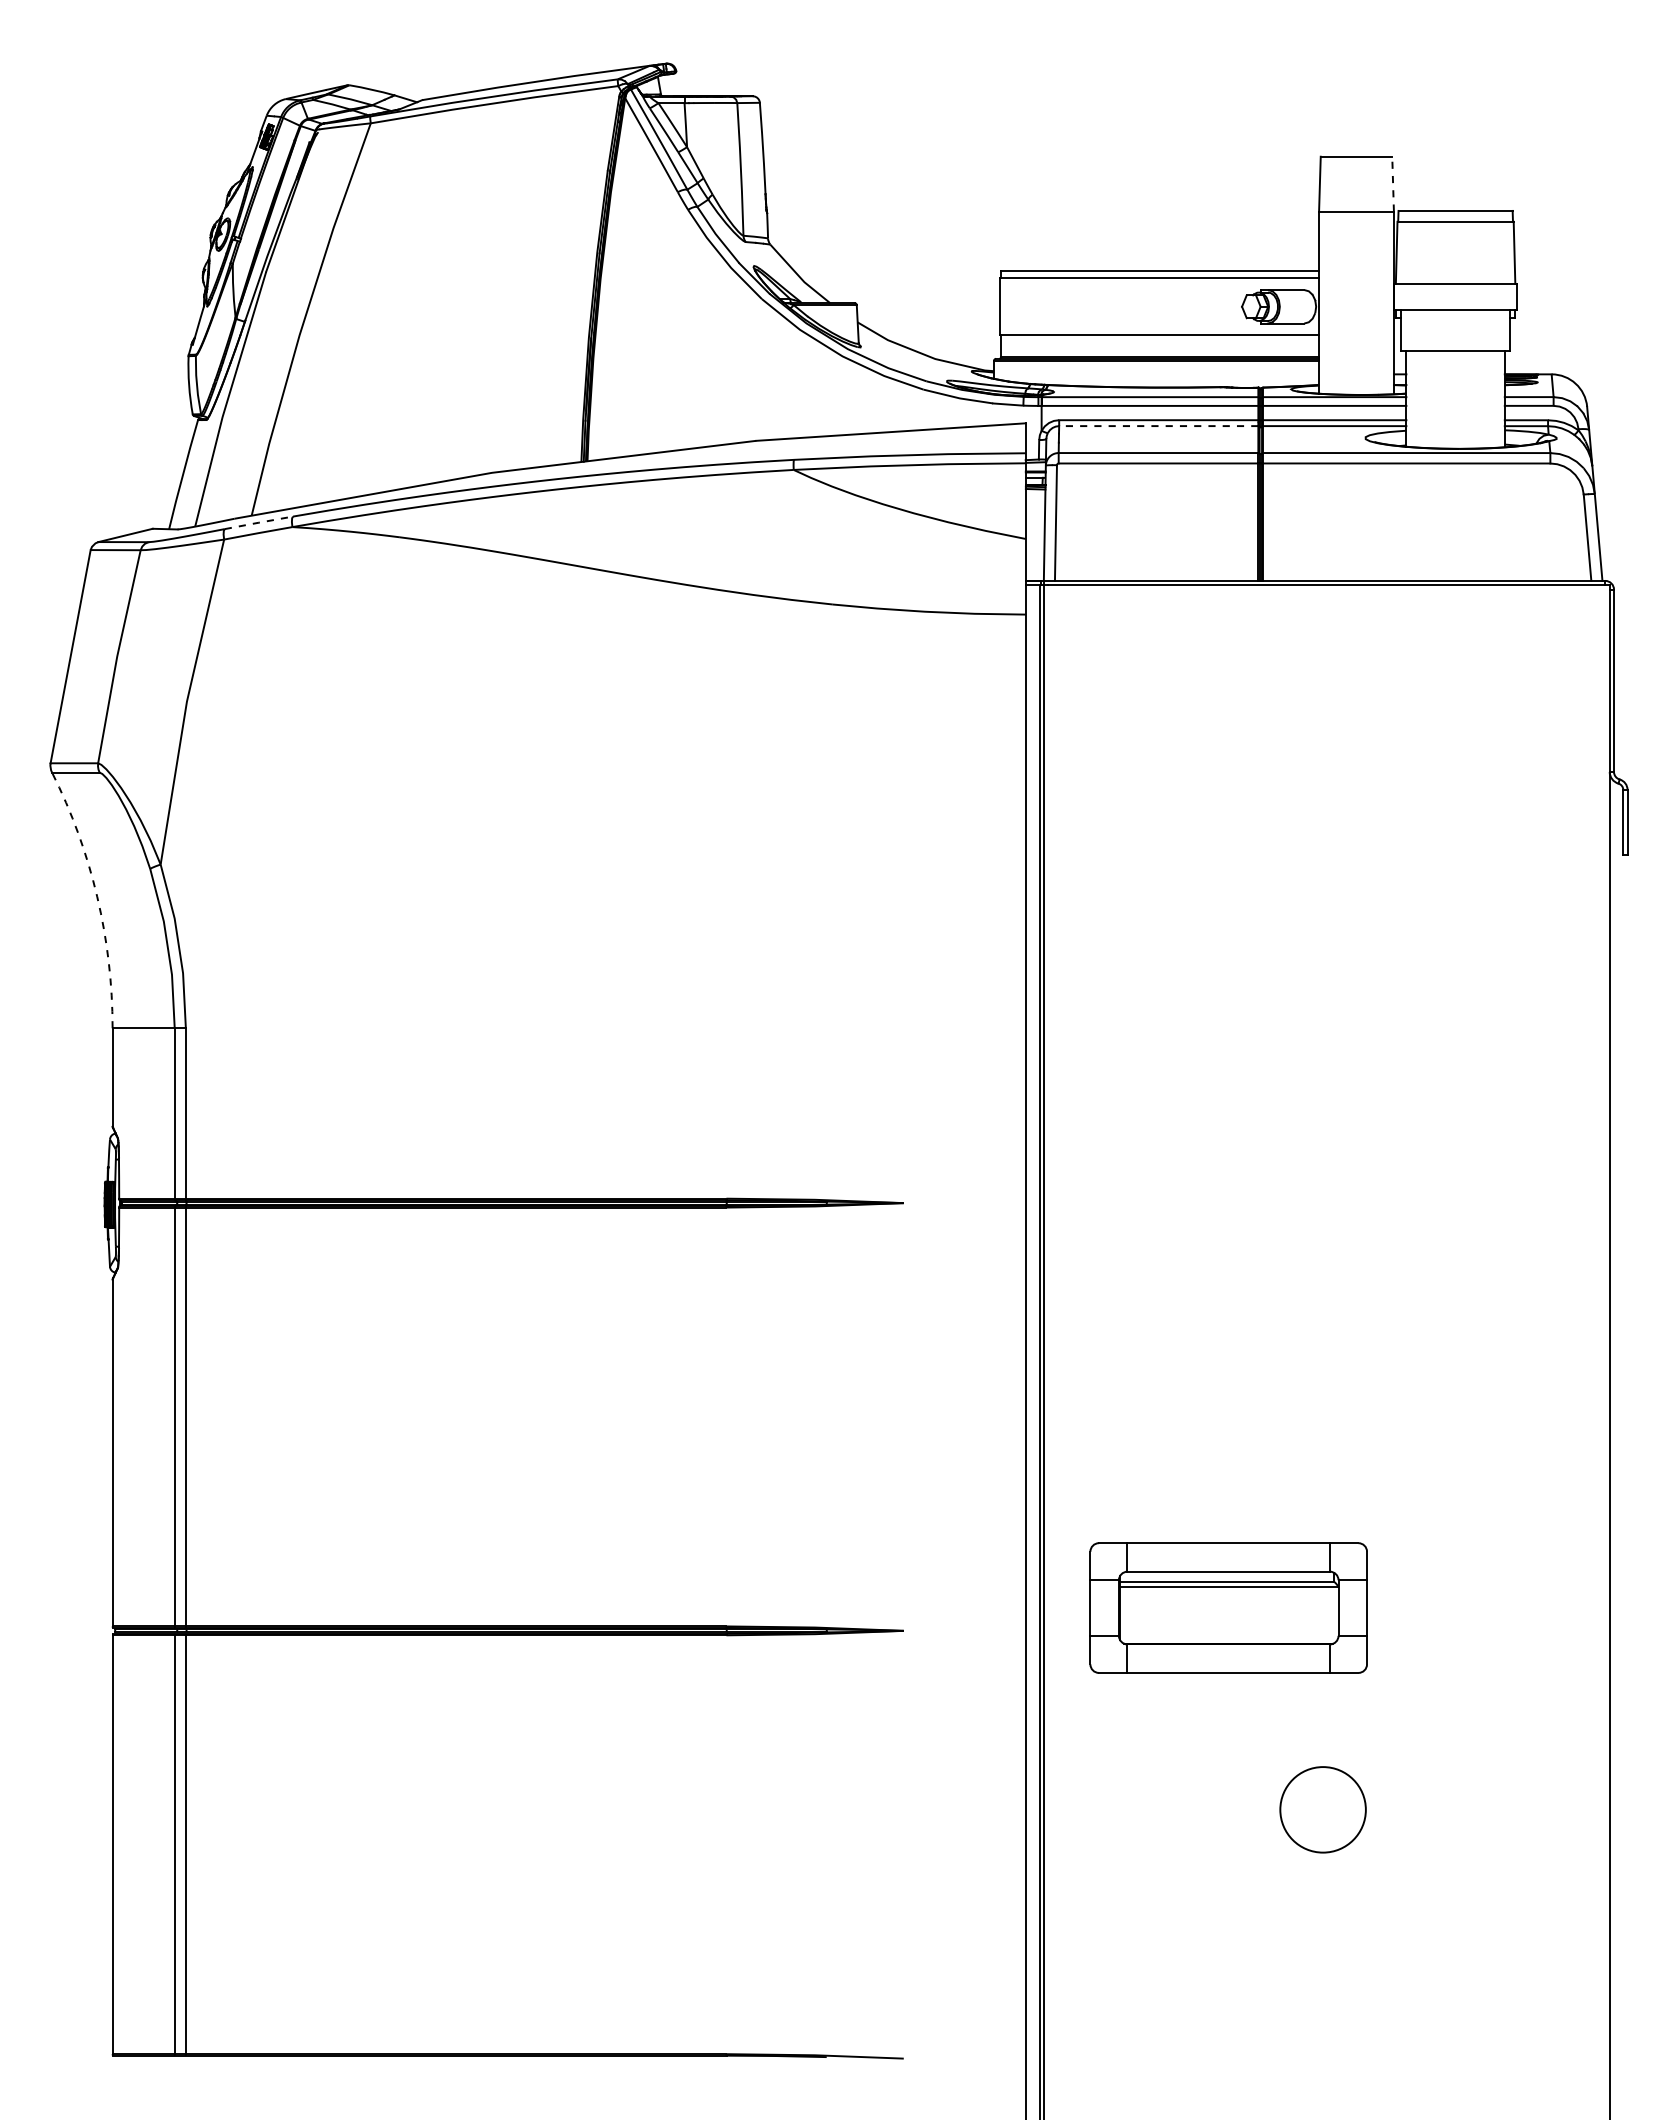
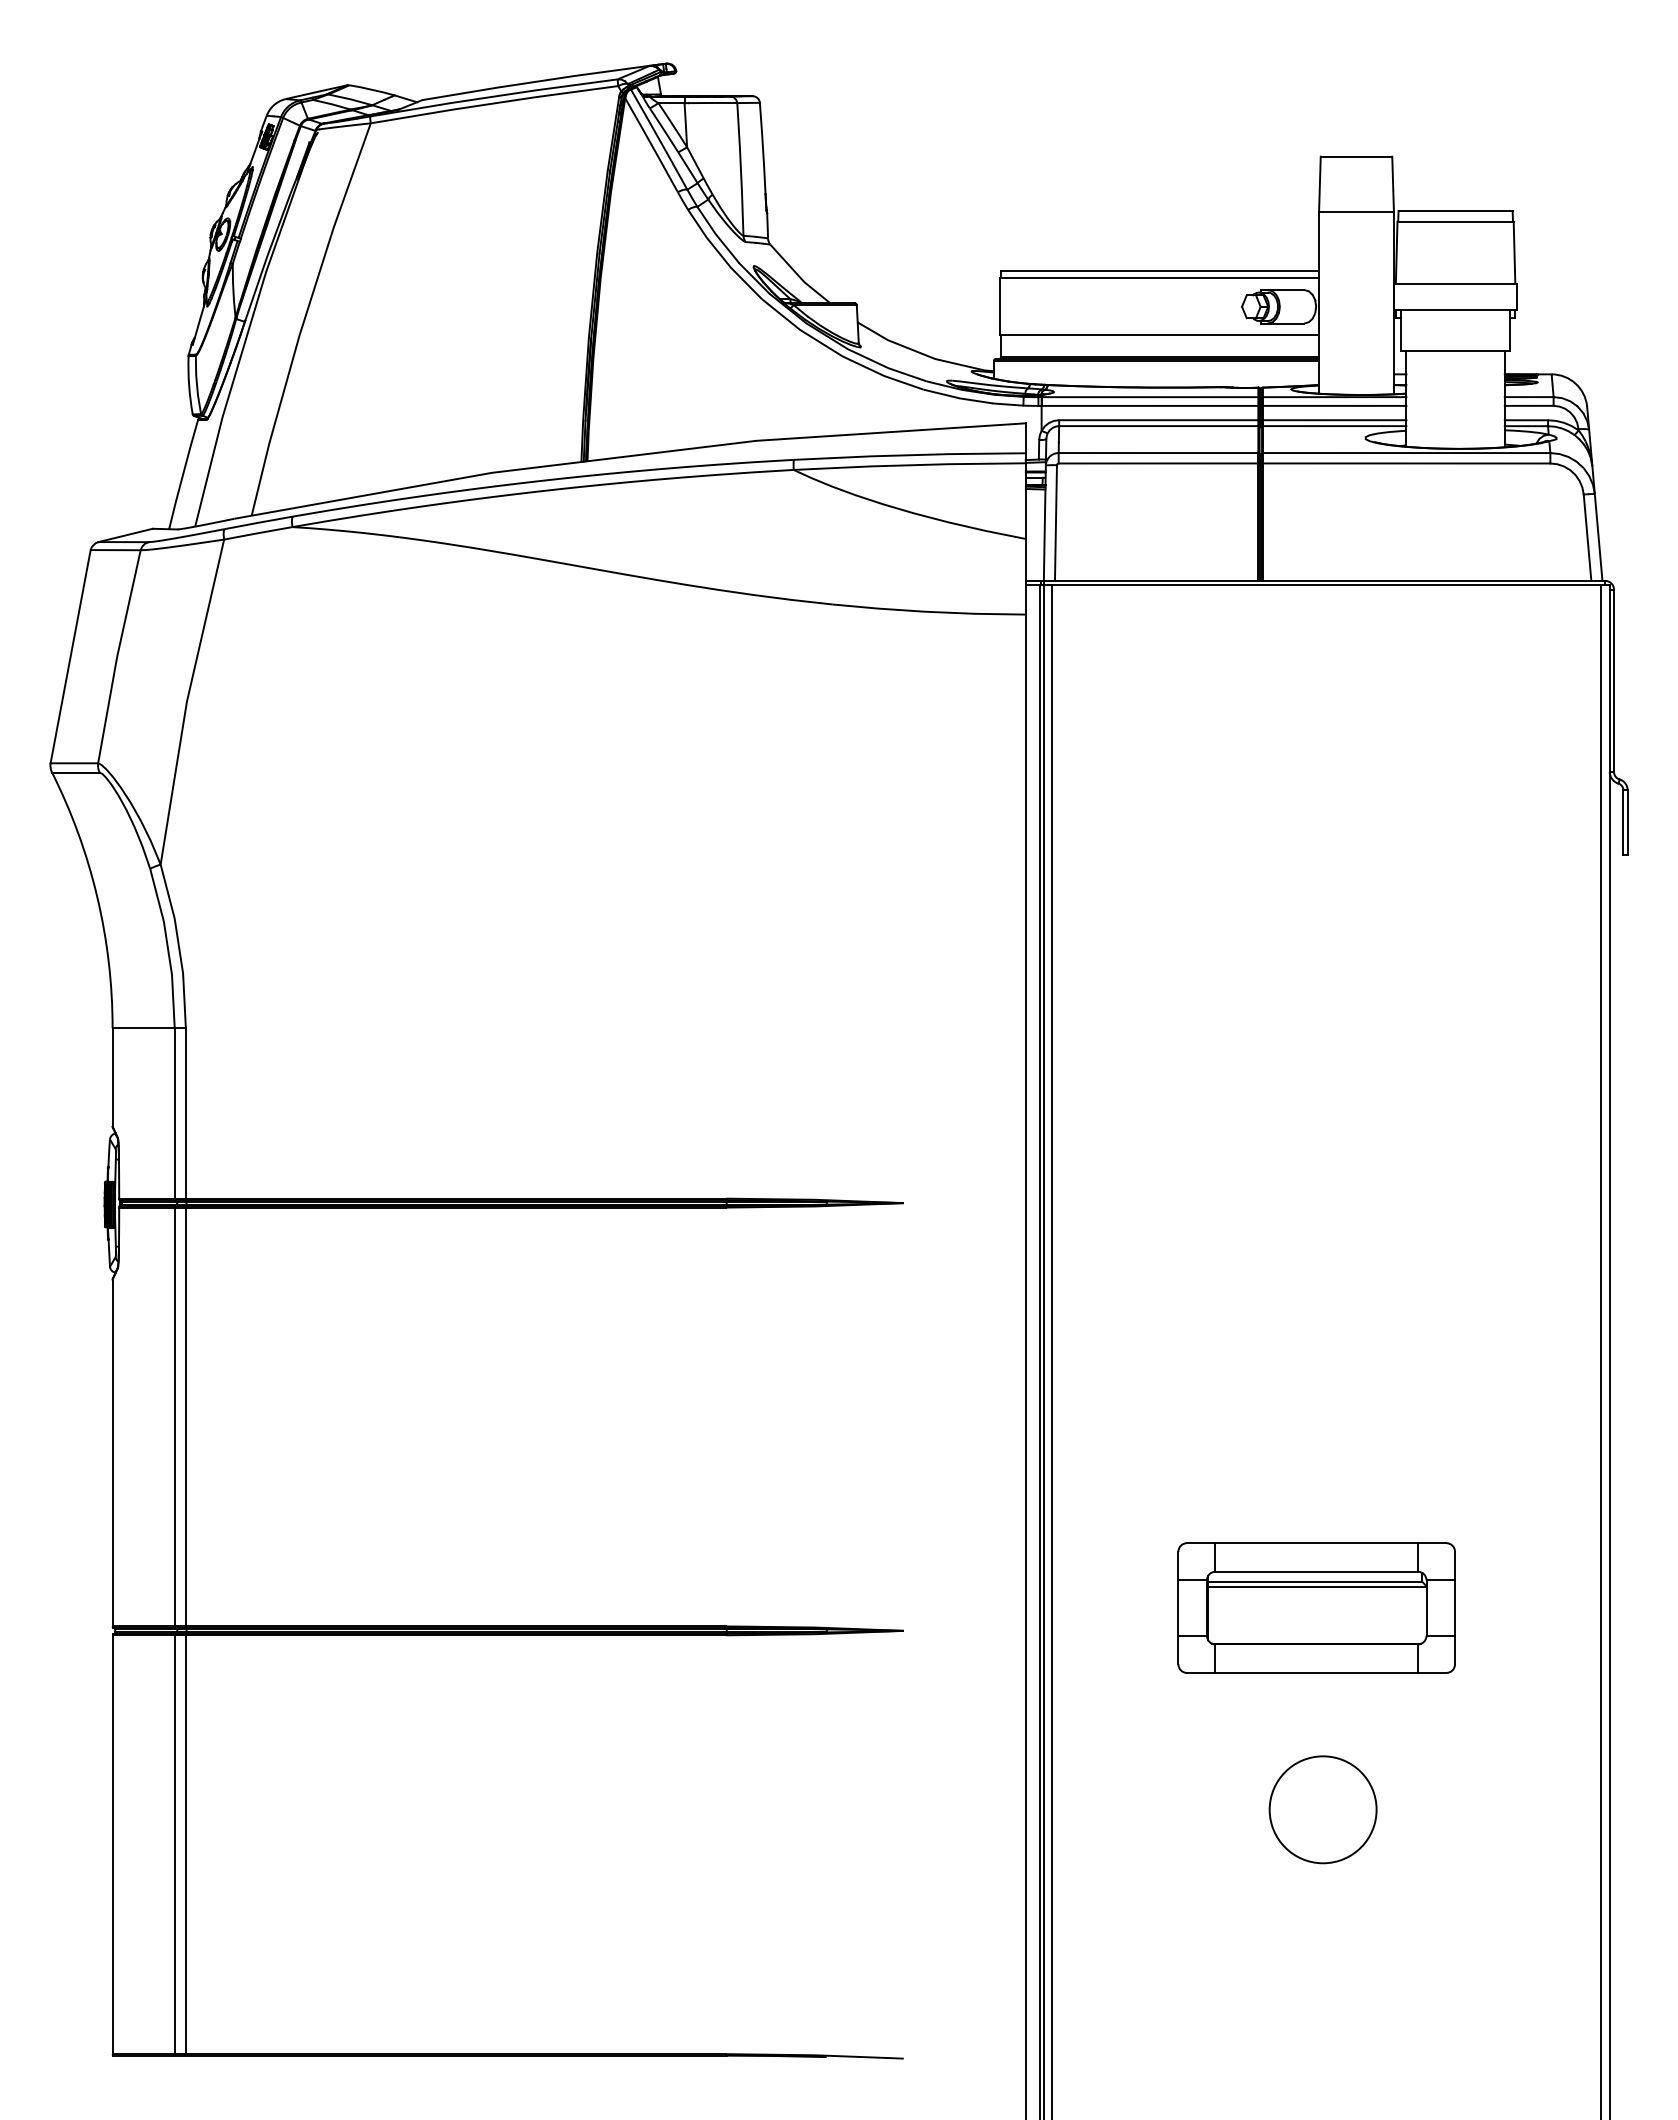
line: dashed -> solid (1393, 183)
line: dashed -> solid (1158, 426)
line: dashed -> solid (258, 522)
arc: dashed -> solid (97, 896)
line: none -> present (1052, 1350)
line: none -> present (1601, 1350)
part position: (1228, 1607) -> (1316, 1607) (1316, 1607)
circle size: 88x88 px -> 110x110 px (1322, 1809)
